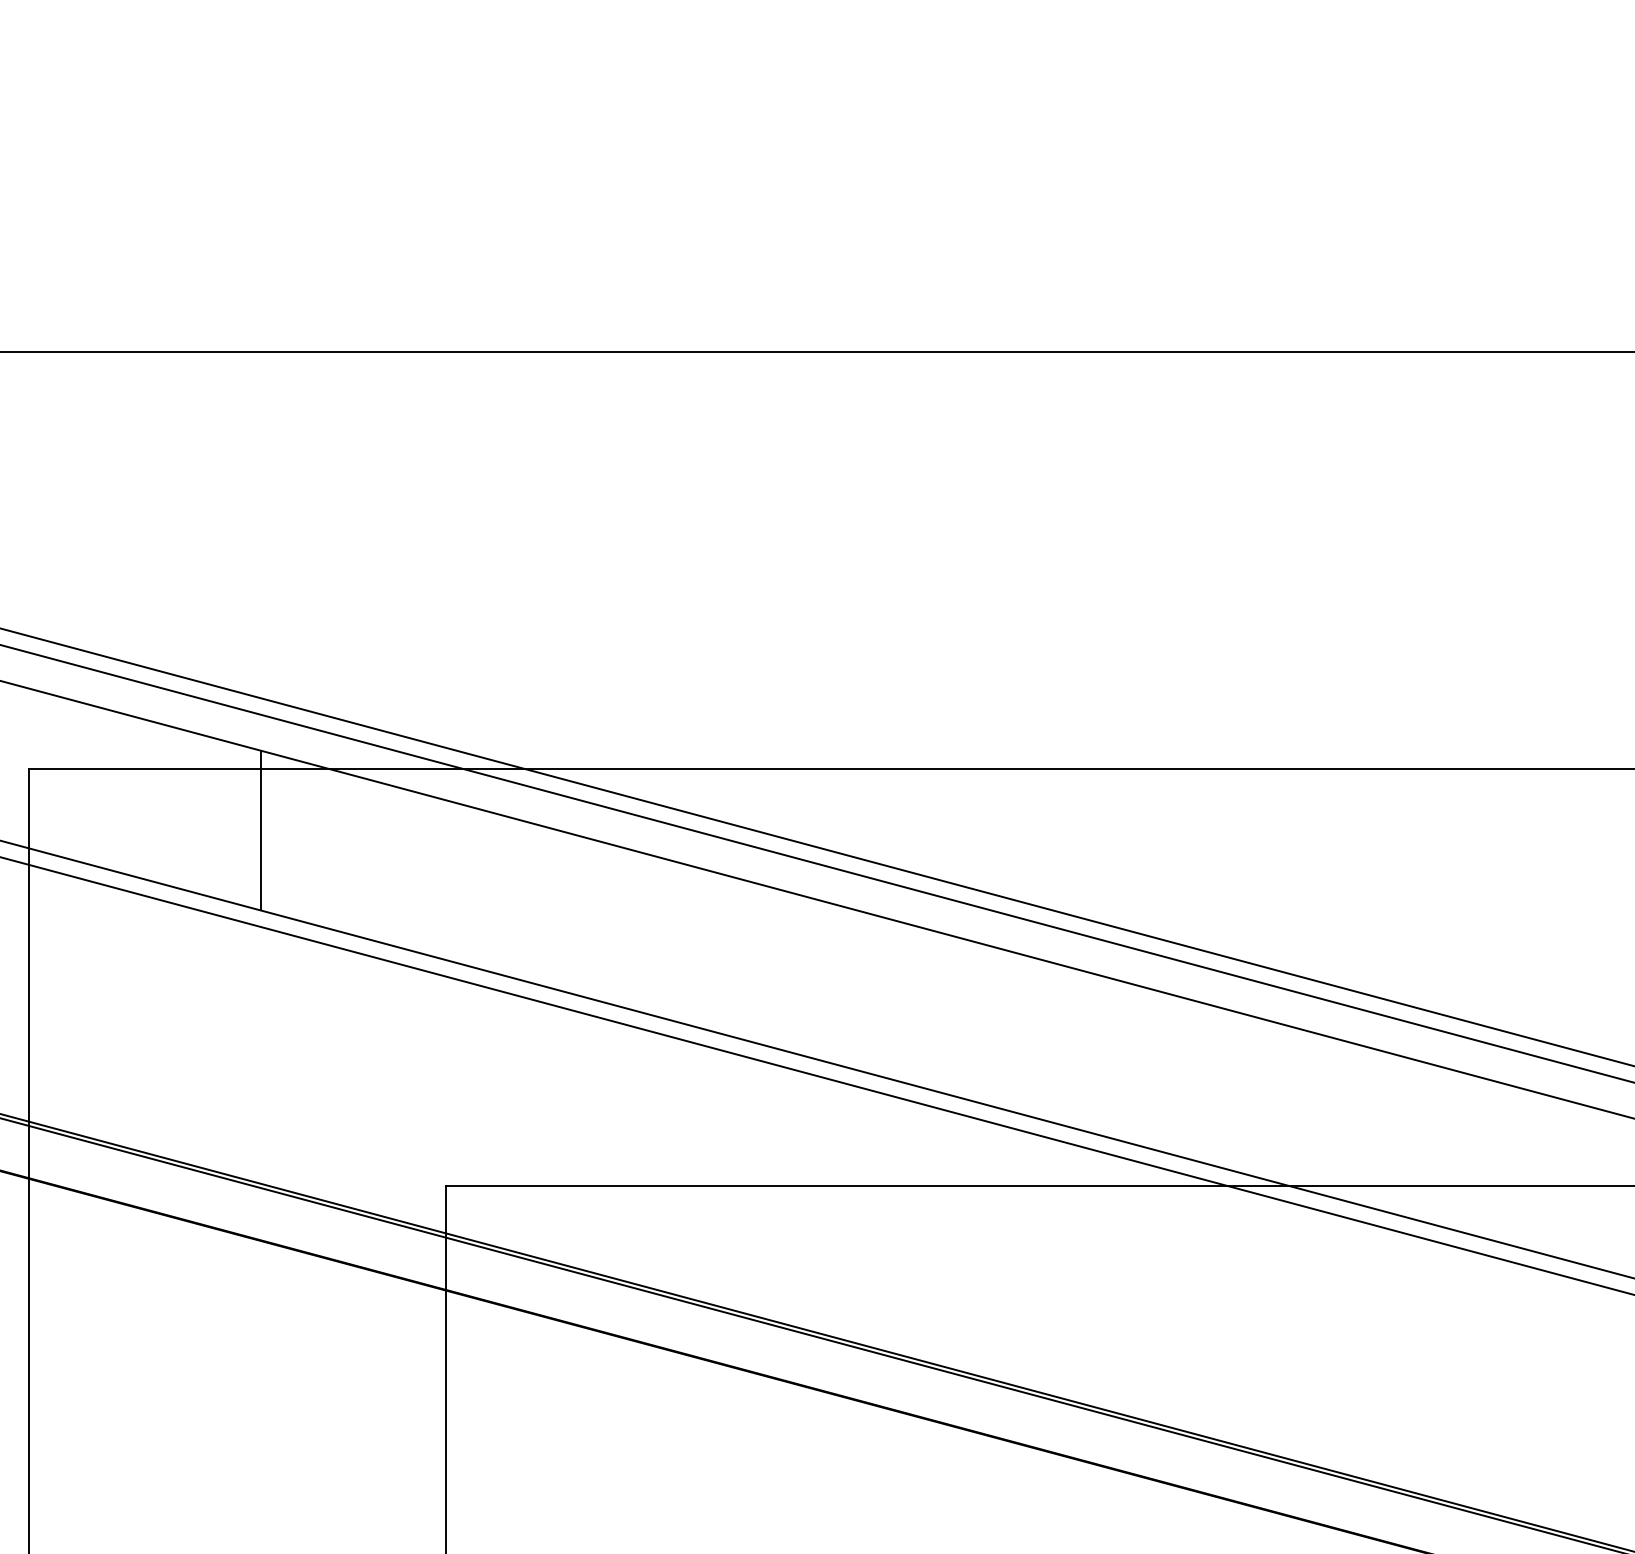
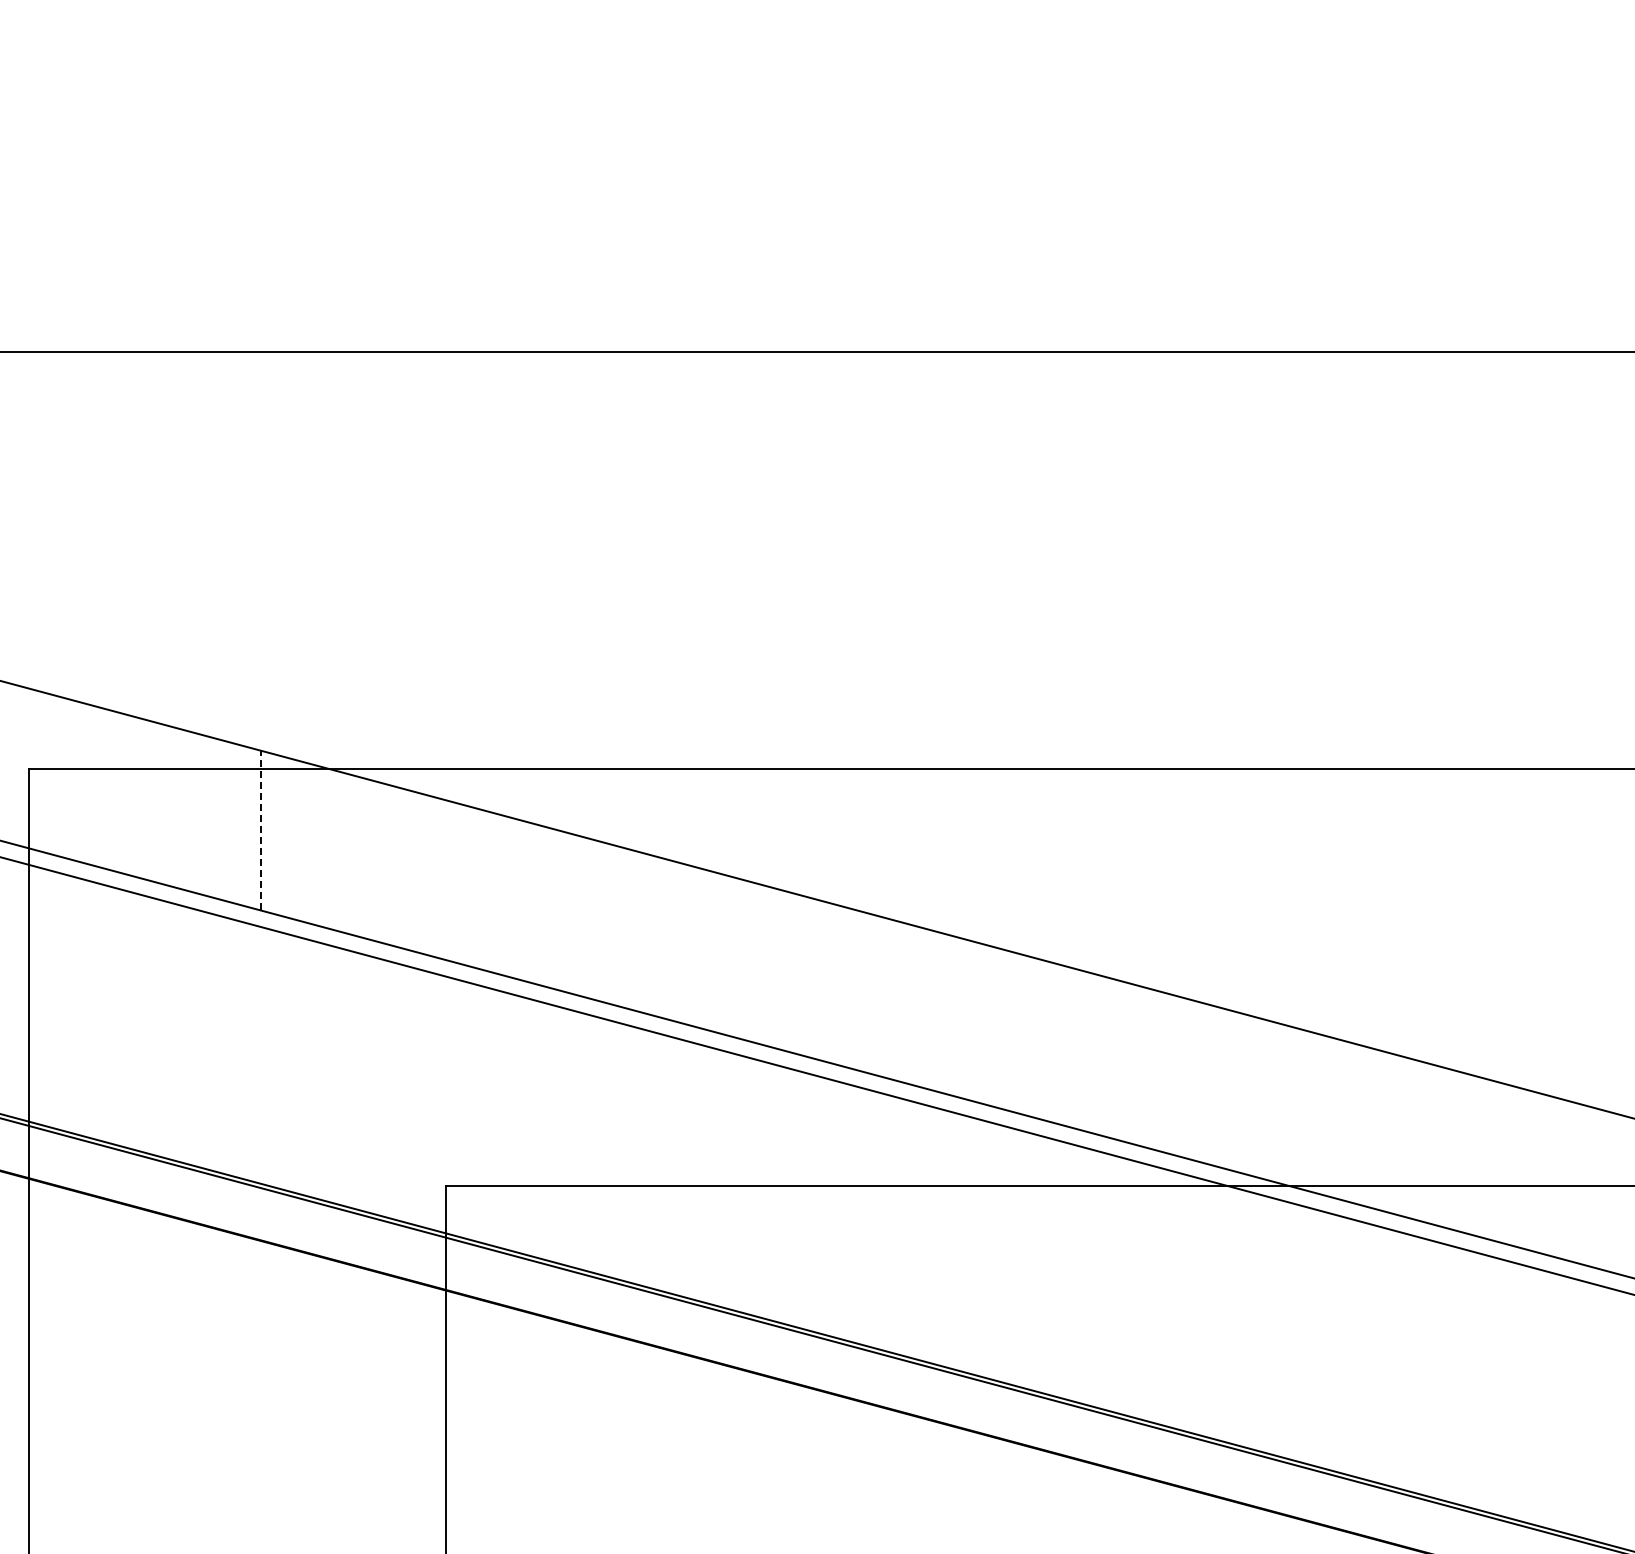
line: solid -> dashed (260, 830)
line: present -> none (816, 847)
line: present -> none (816, 863)
